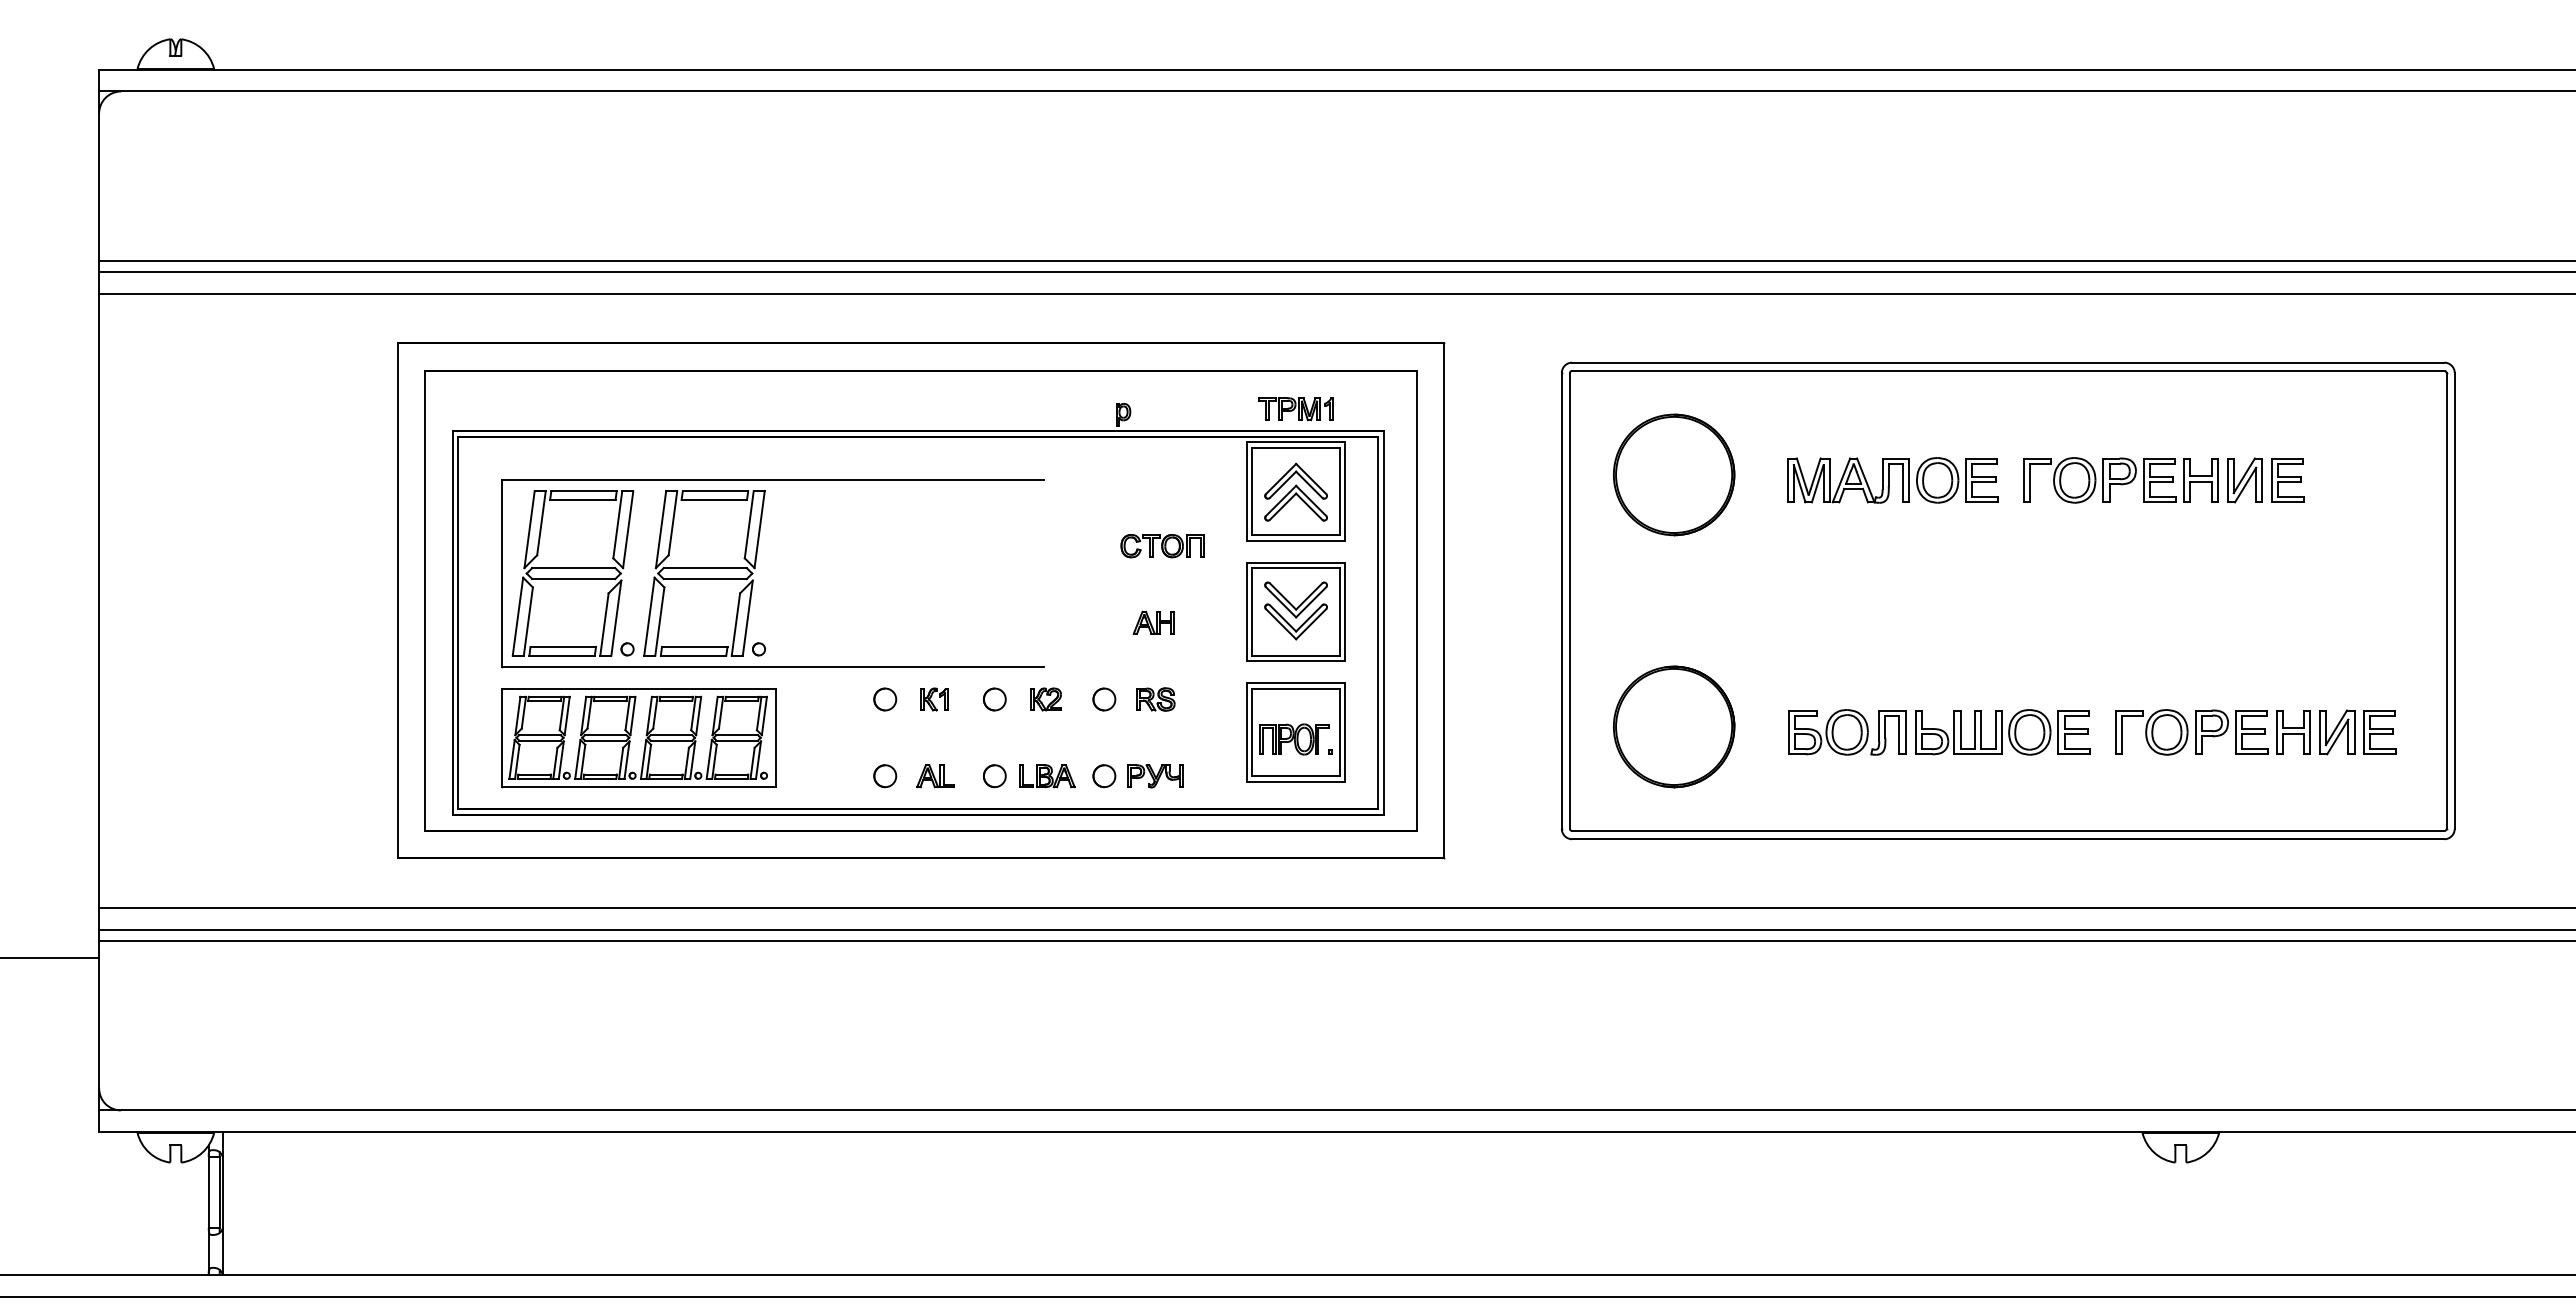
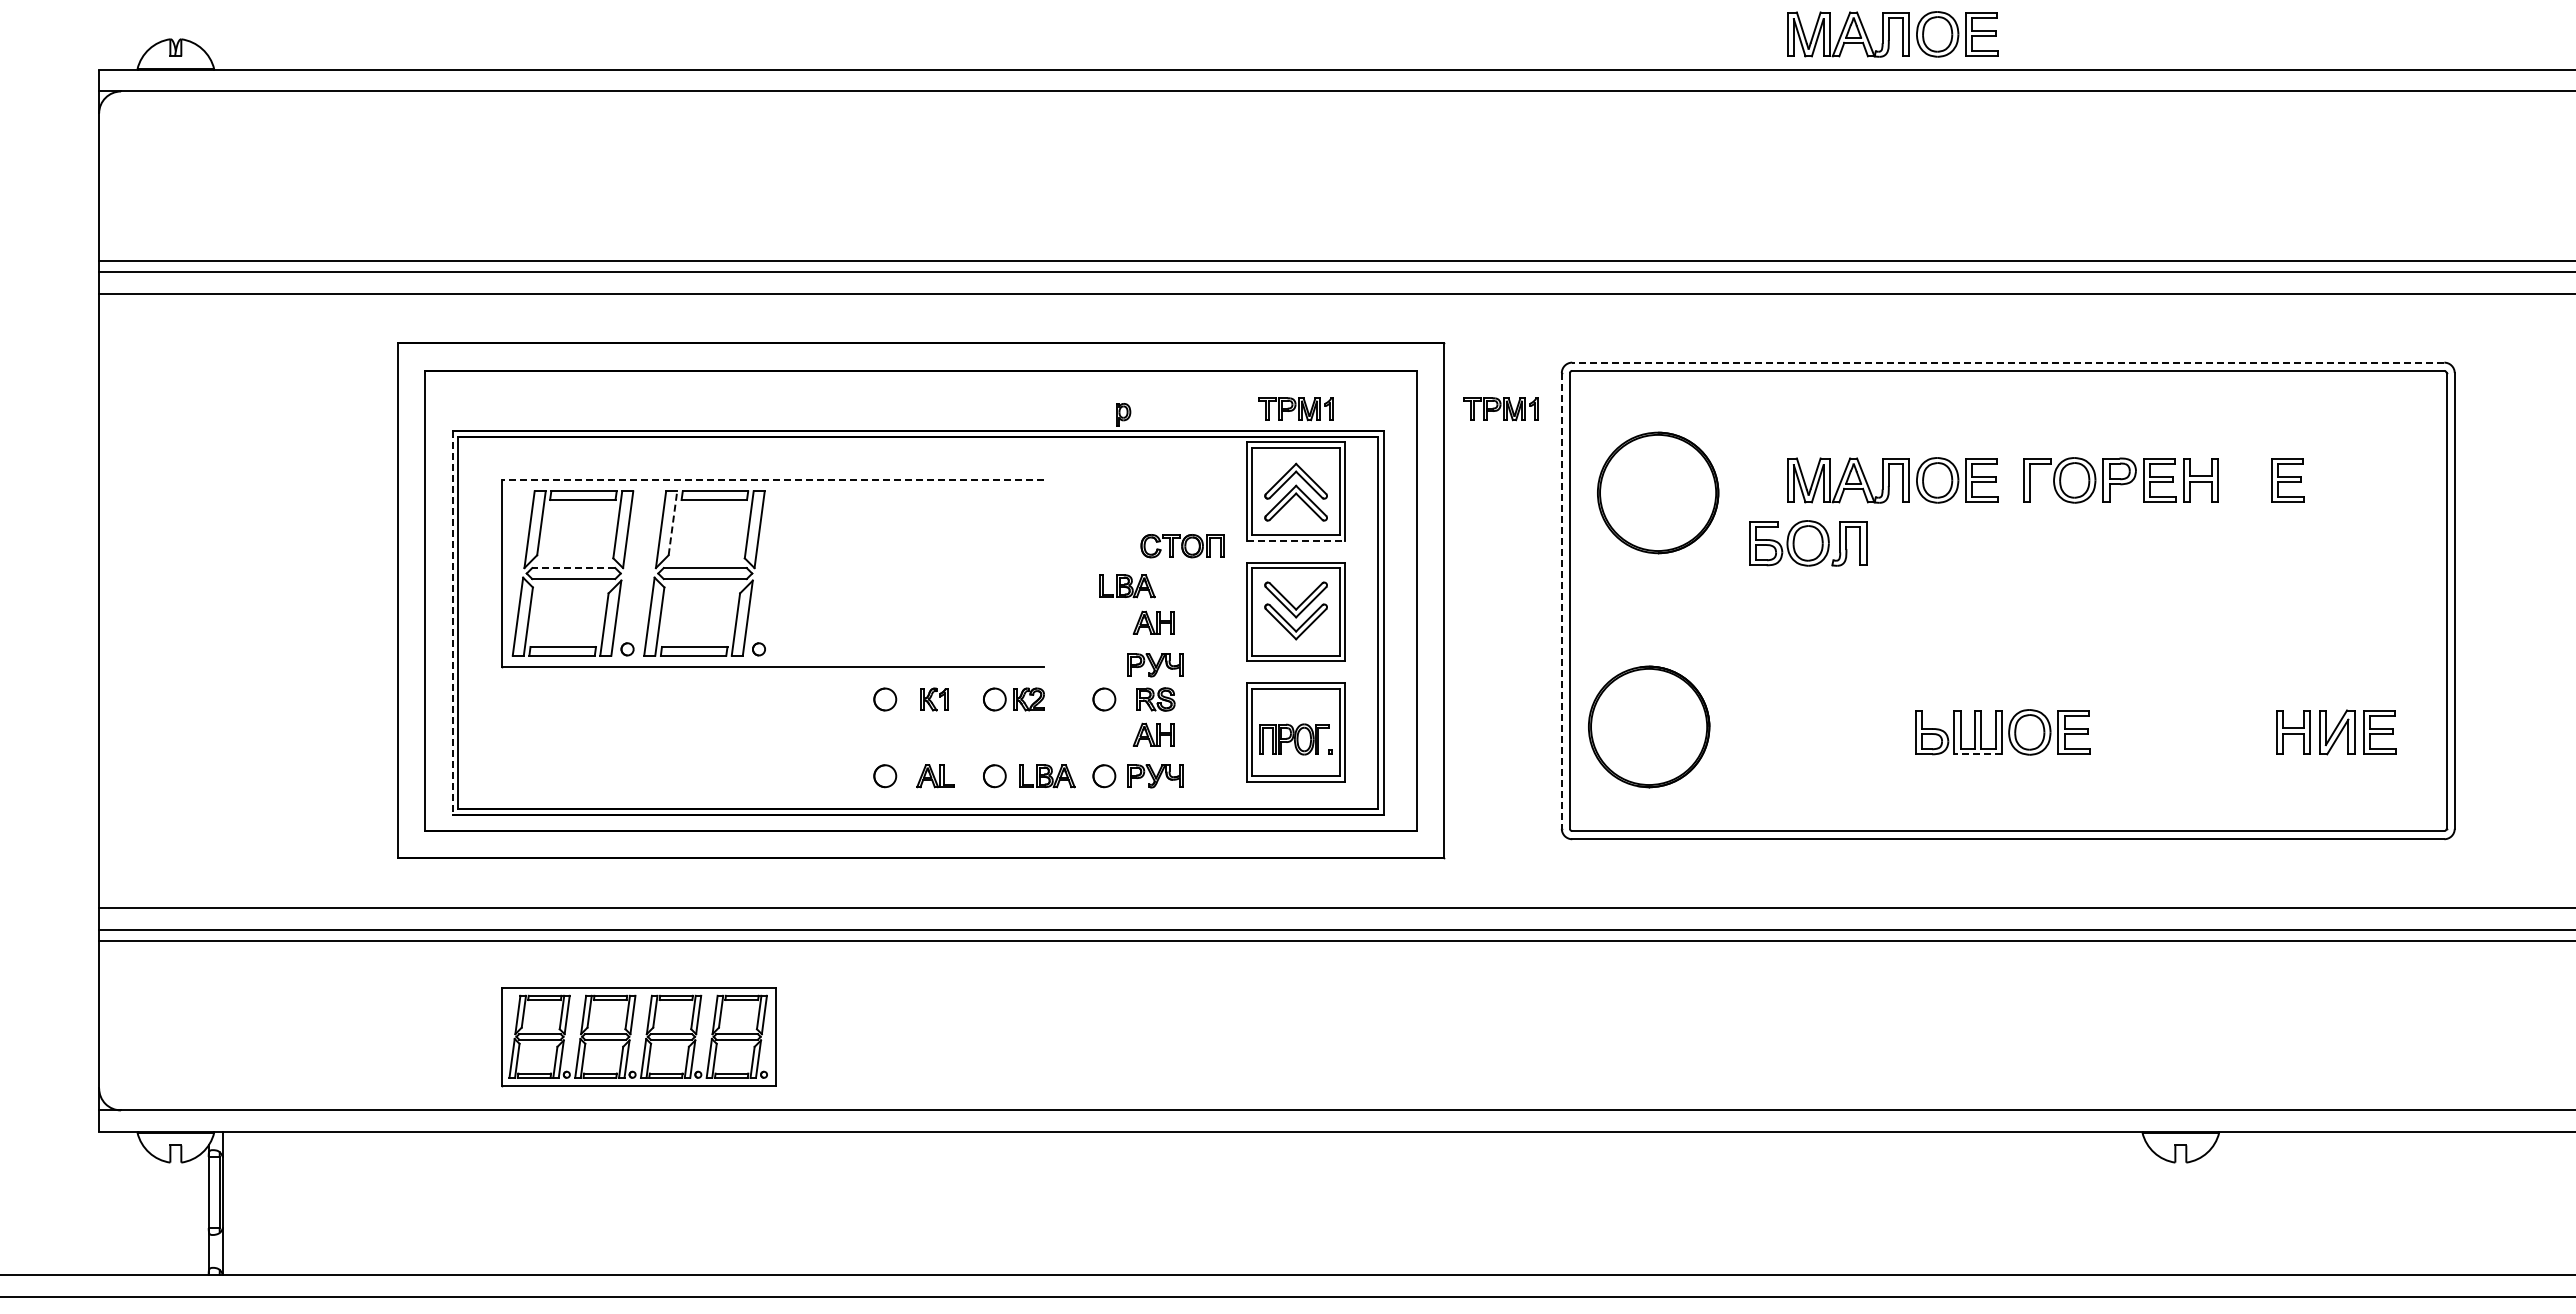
part: none -> present (1892, 34)
line: solid -> dashed (2007, 362)
part: none -> present (1500, 409)
part position: (1674, 474) -> (1658, 492) (1658, 492)
line: solid -> dashed (772, 480)
part: present -> none (2244, 480)
line: solid -> dashed (673, 522)
line: solid -> dashed (1296, 540)
part position: (1162, 546) -> (1182, 546) (1182, 546)
line: solid -> dashed (573, 568)
part: none -> present (1127, 586)
line: solid -> dashed (1561, 600)
line: solid -> dashed (452, 622)
part: none -> present (1155, 665)
part position: (1045, 699) -> (1028, 699) (1028, 699)
part position: (1674, 726) -> (1649, 726) (1649, 726)
part position: (1847, 732) -> (1808, 543) (1808, 543)
part: present -> none (2191, 732)
part: none -> present (1153, 734)
part position: (638, 738) -> (638, 1037) (638, 1037)
line: solid -> dashed (1978, 754)
line: present -> none (50, 957)
